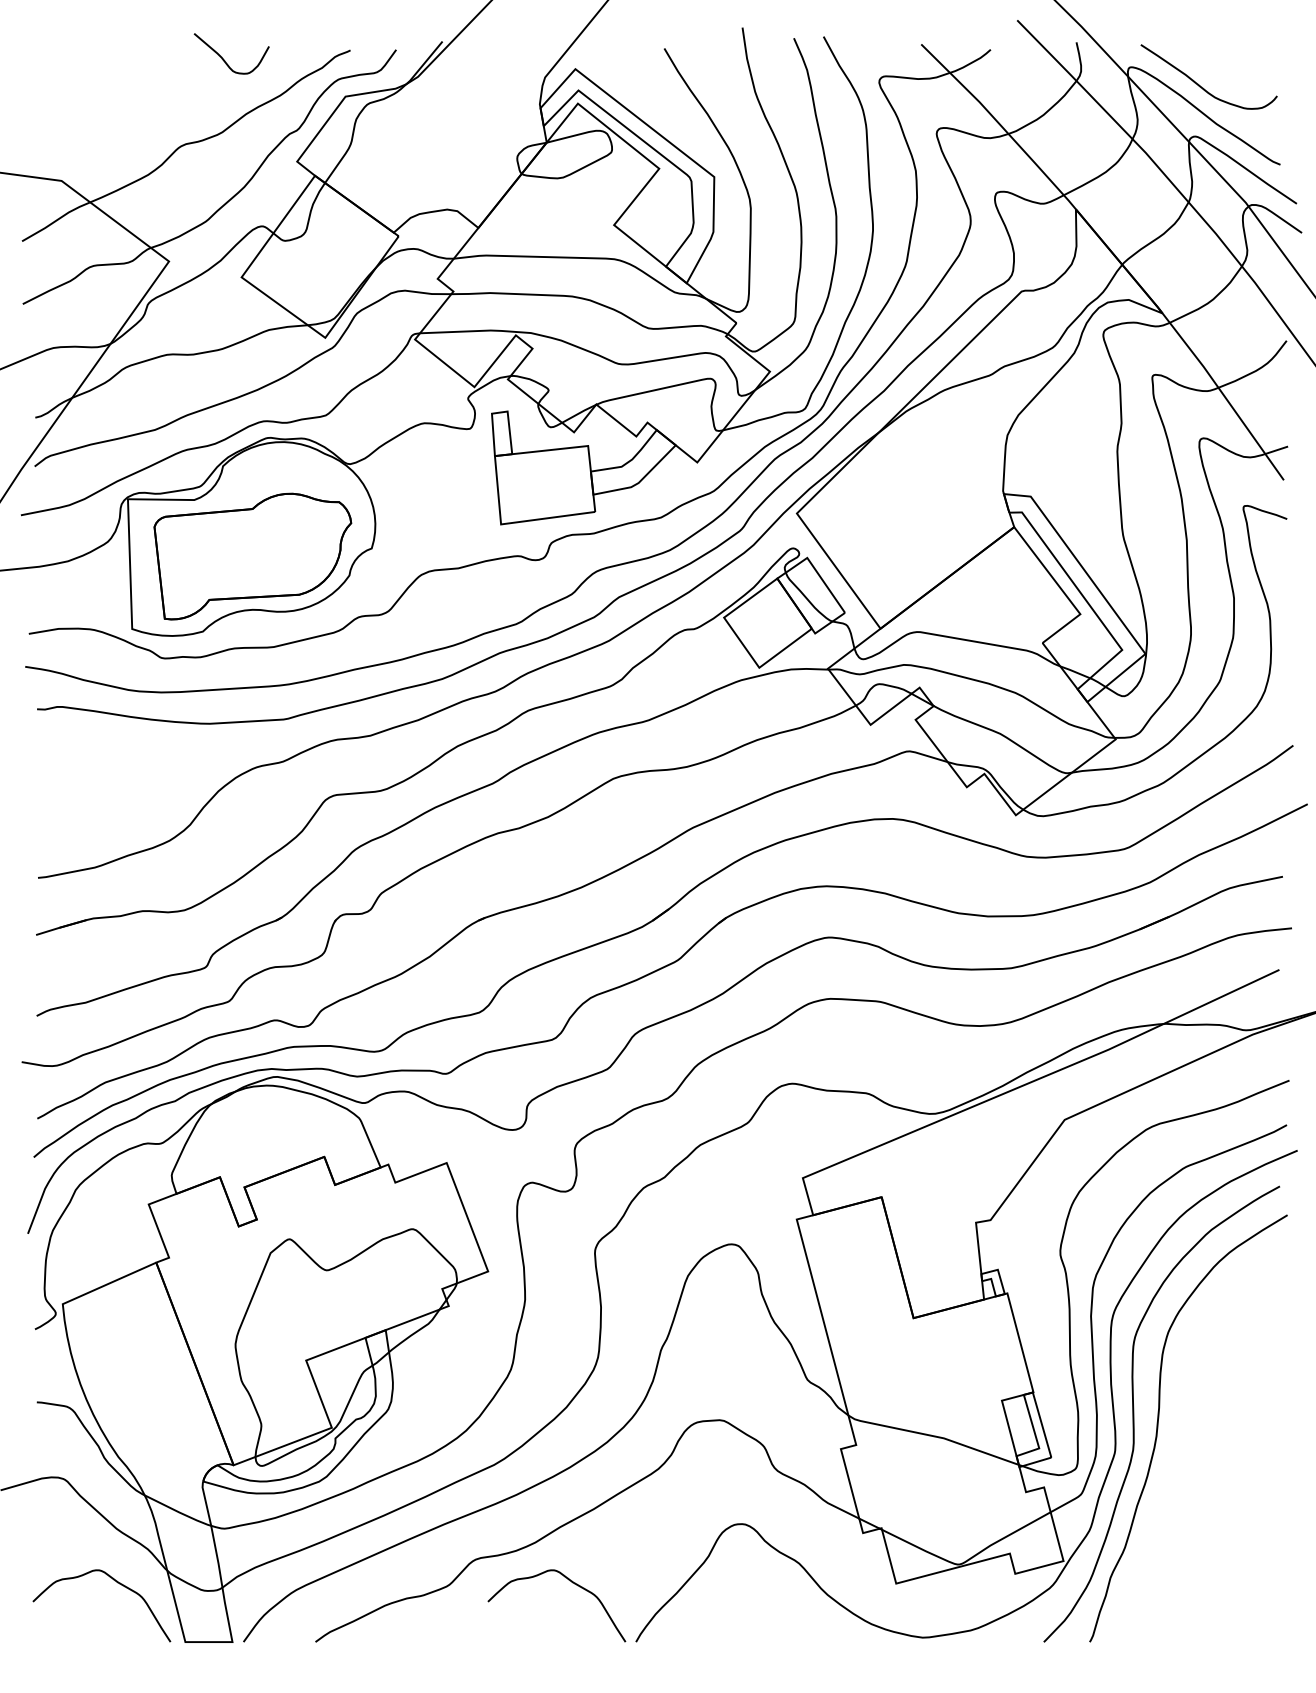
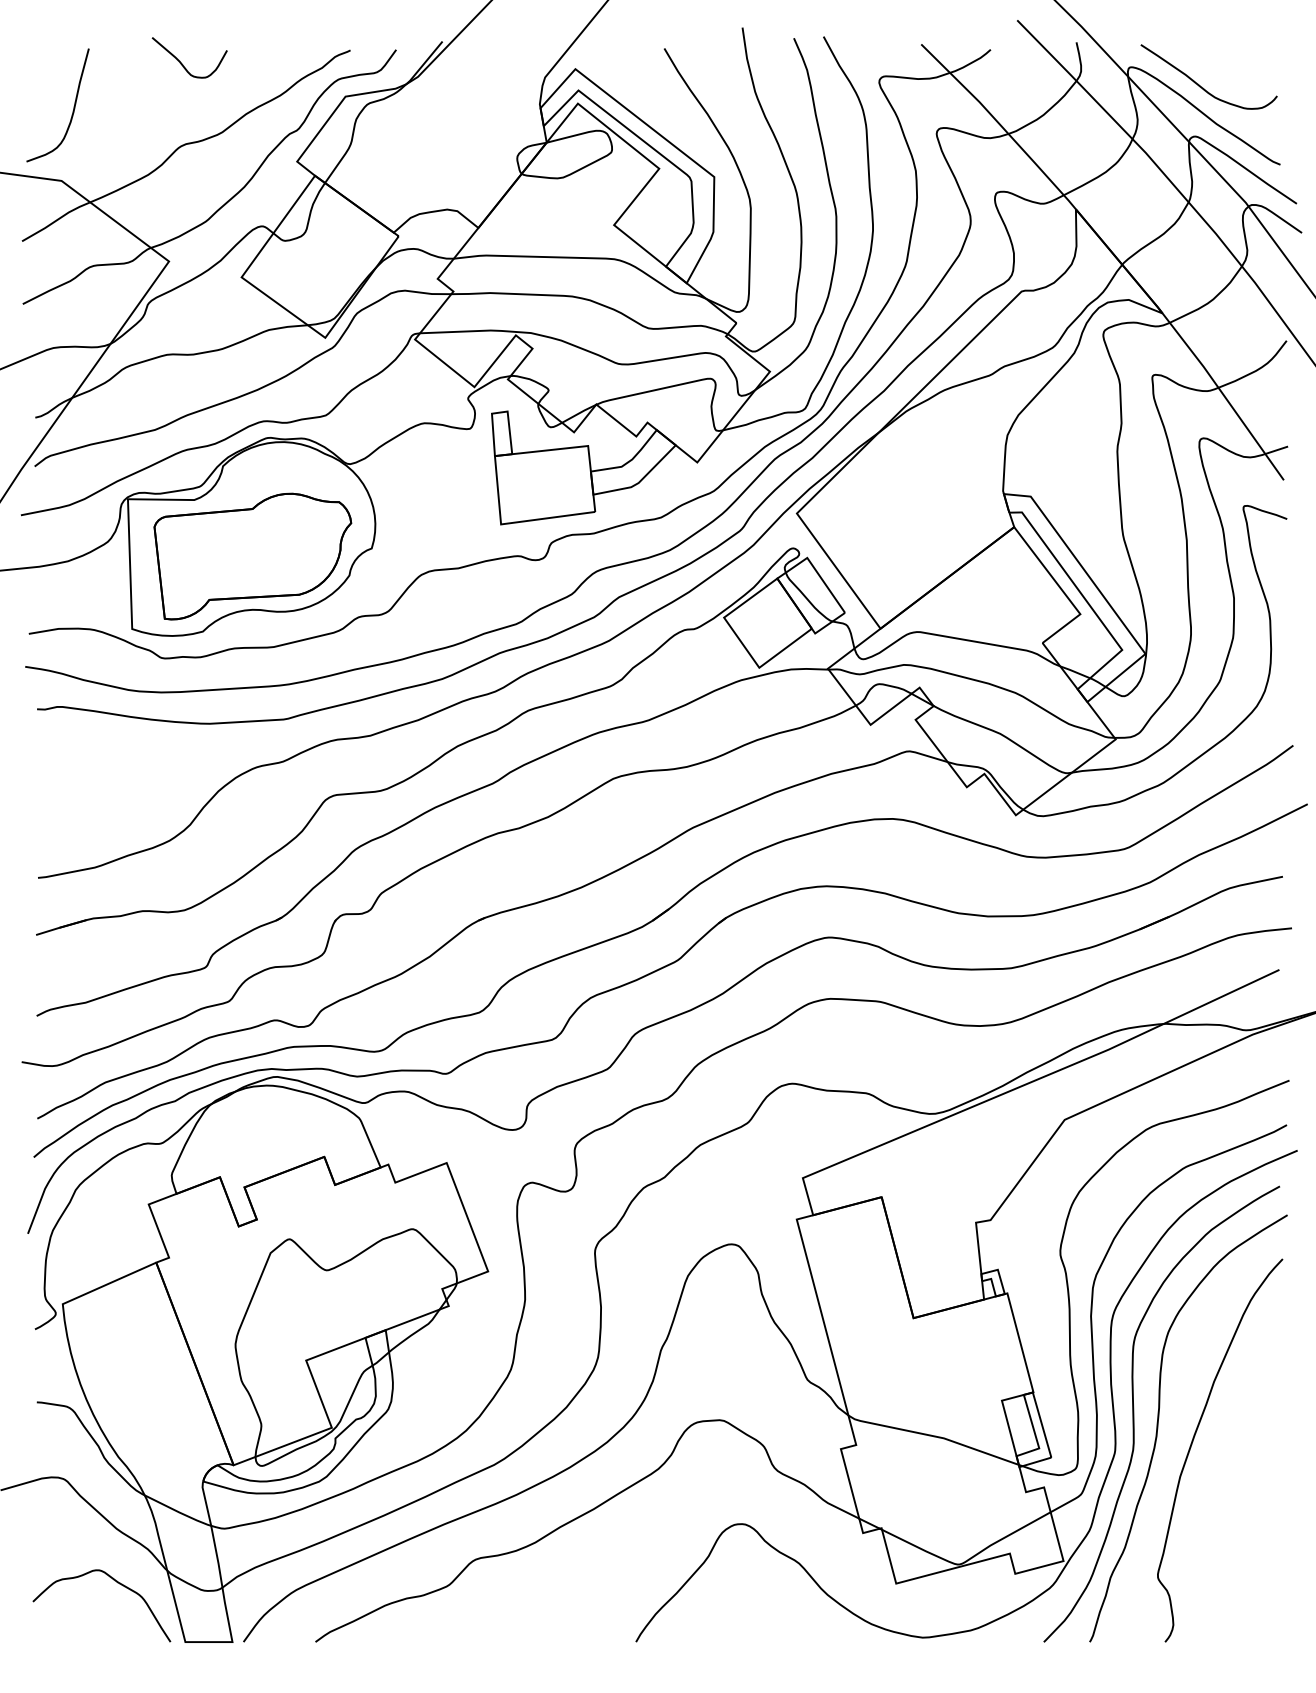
curve position: (224, 59) -> (182, 63) (182, 63)
curve: none -> present (73, 106)
curve: none -> present (1194, 1439)
curve: present -> none (572, 1583)
